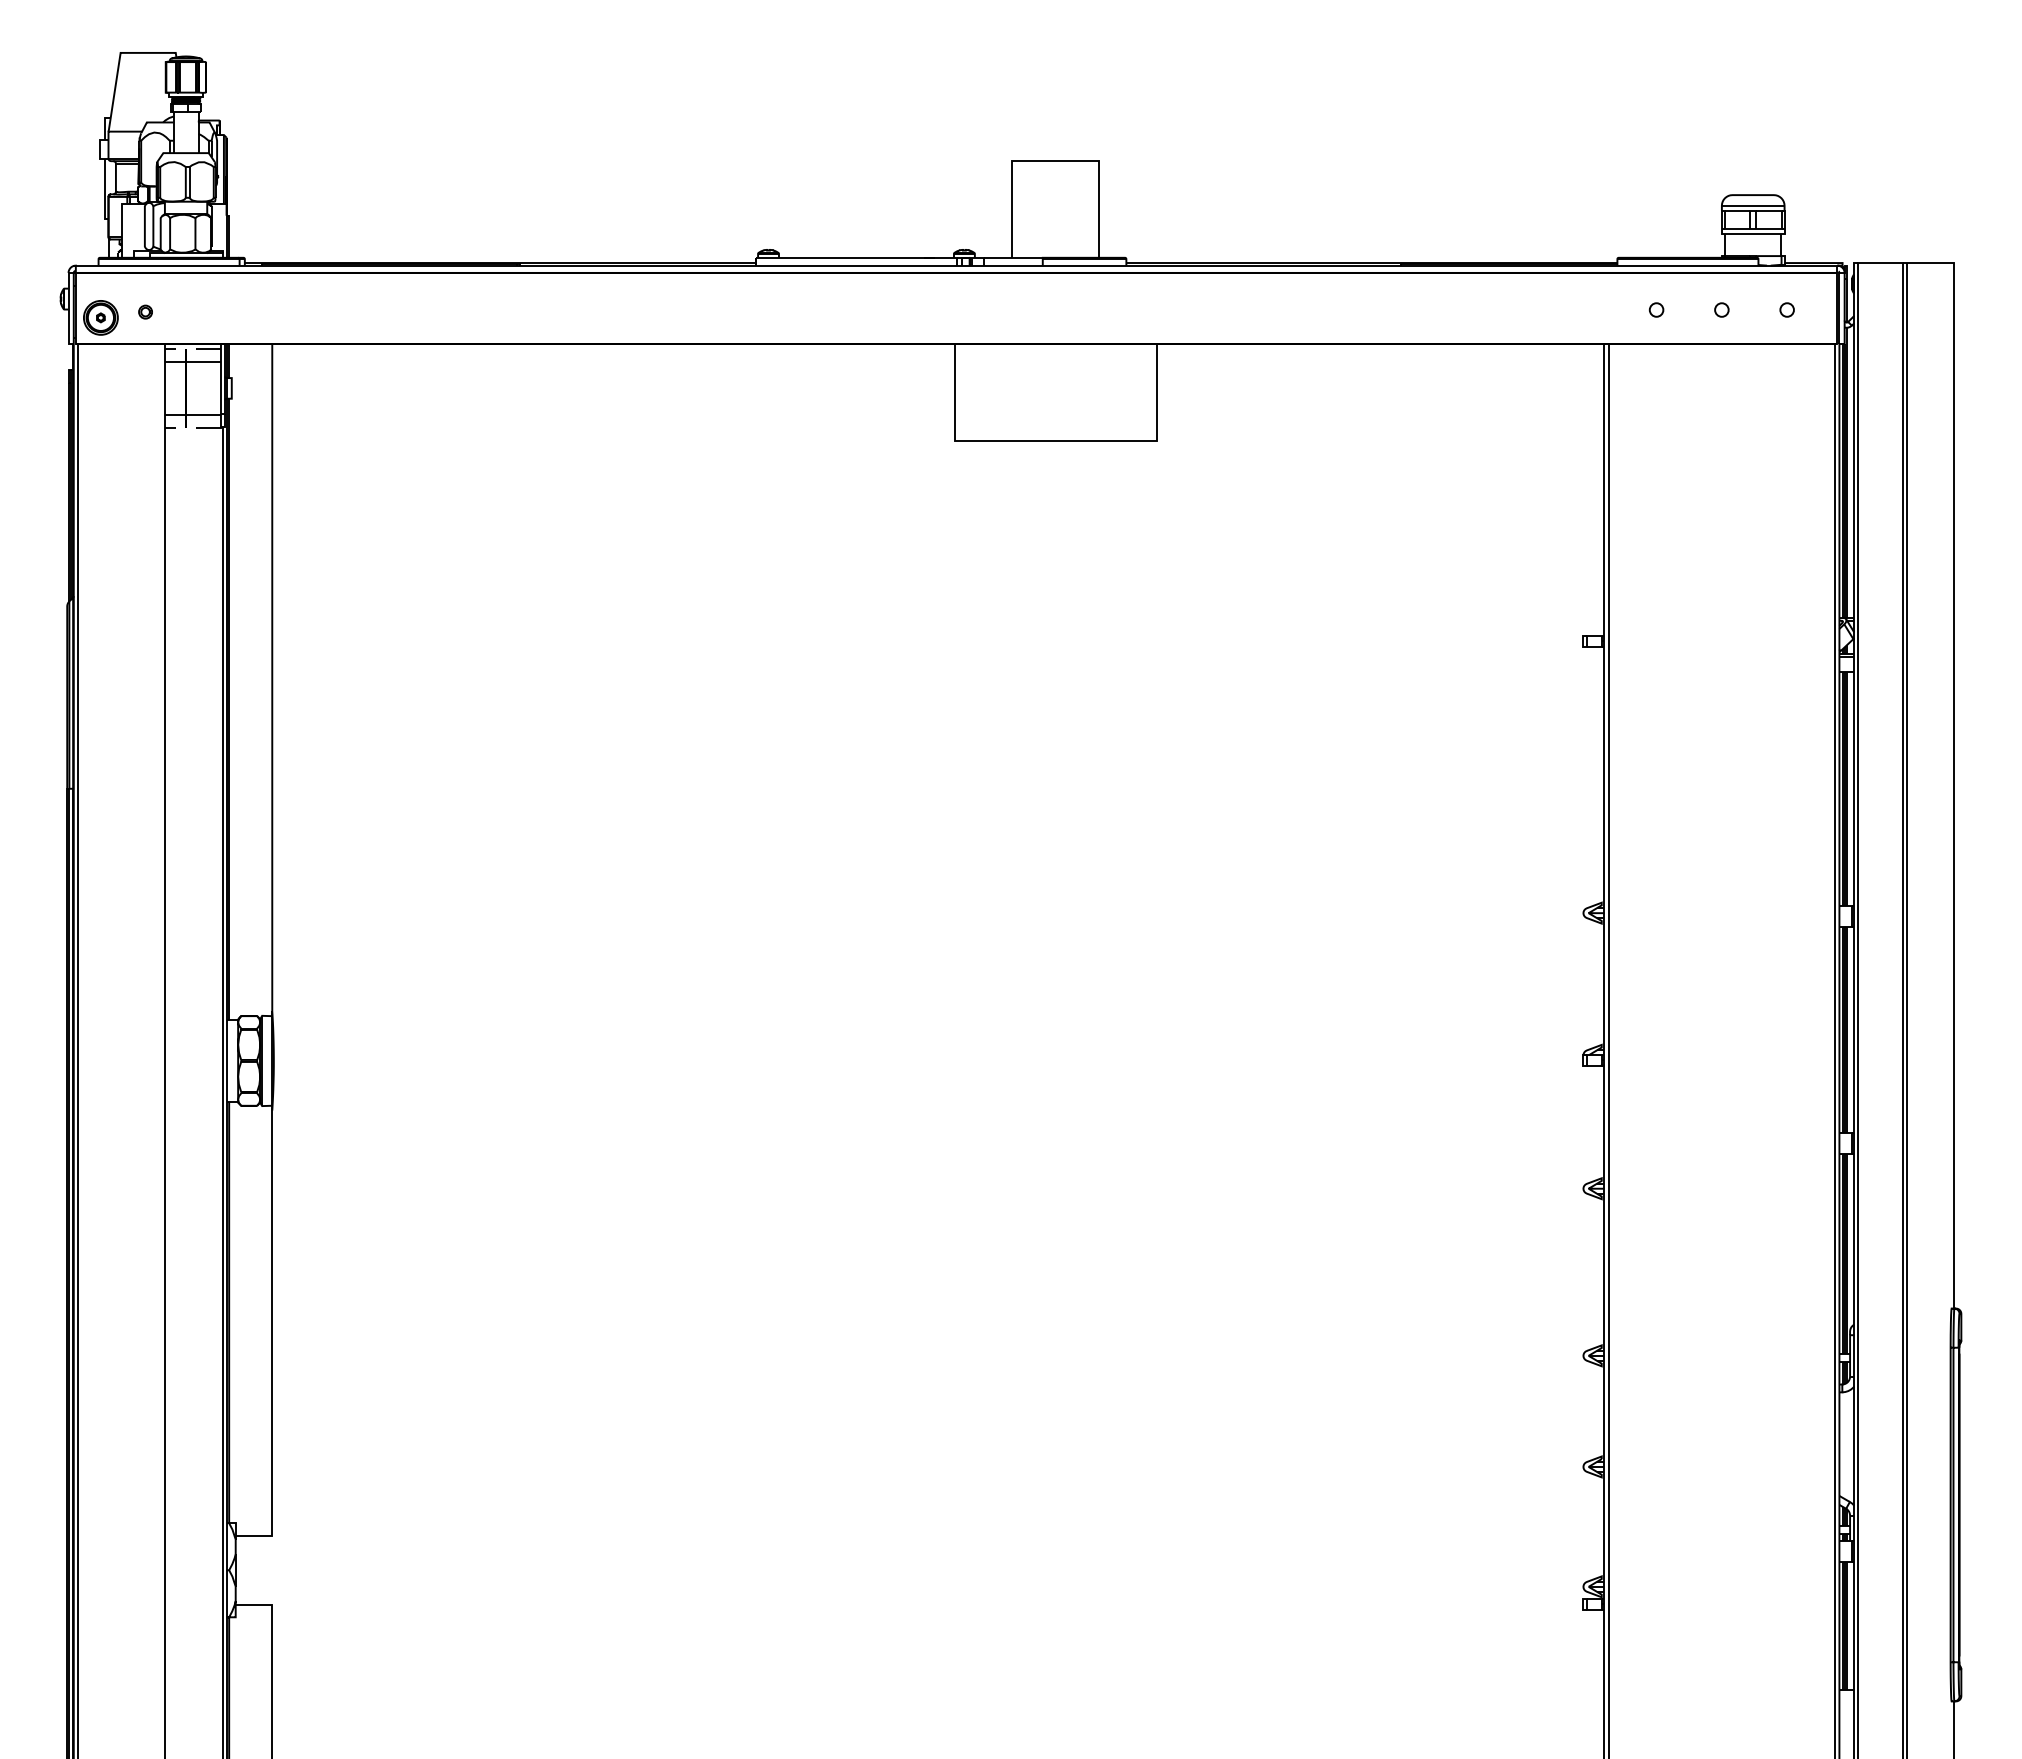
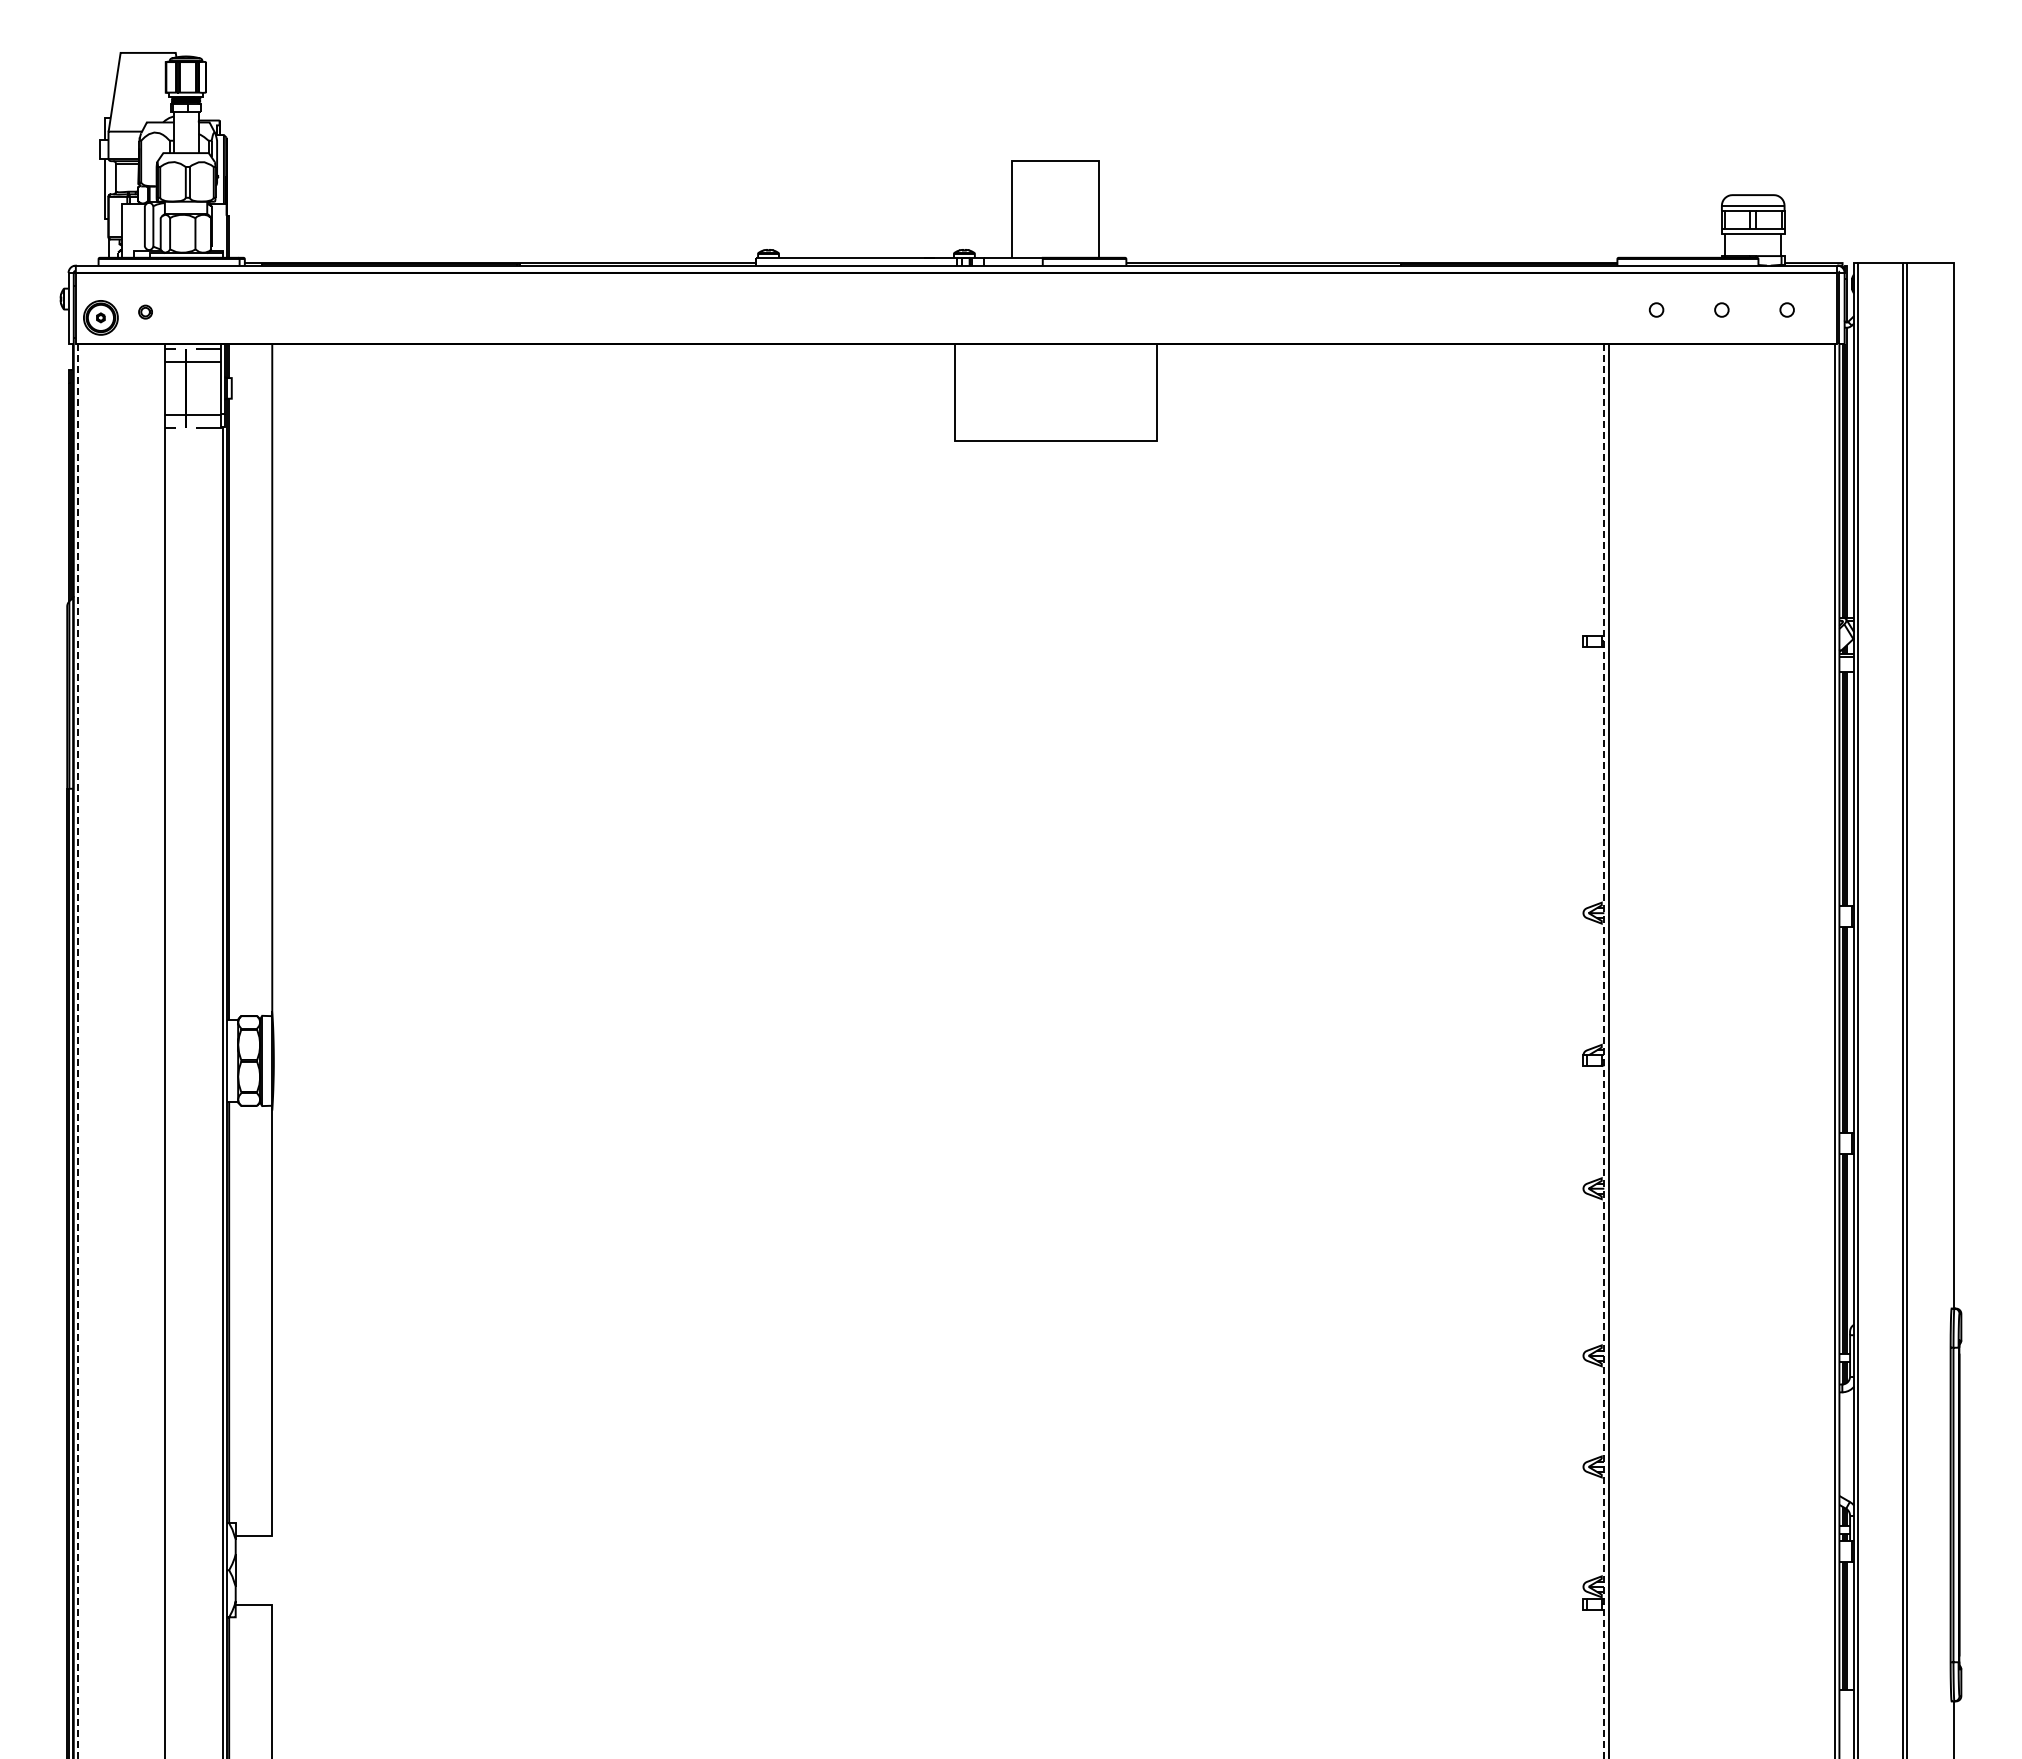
line: solid -> dashed (78, 1051)
line: solid -> dashed (1604, 1051)
